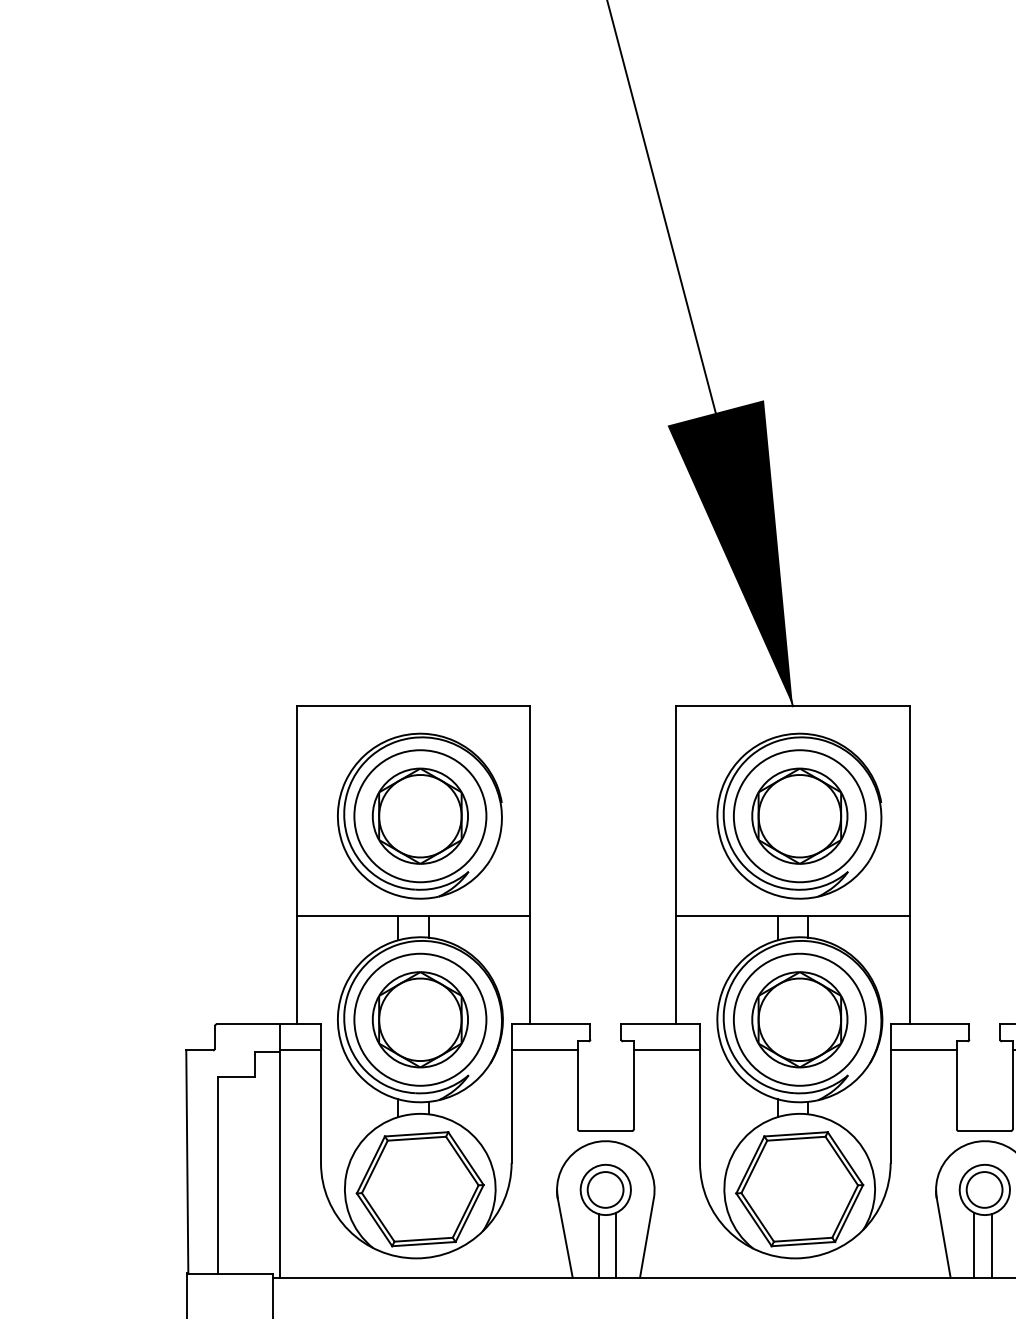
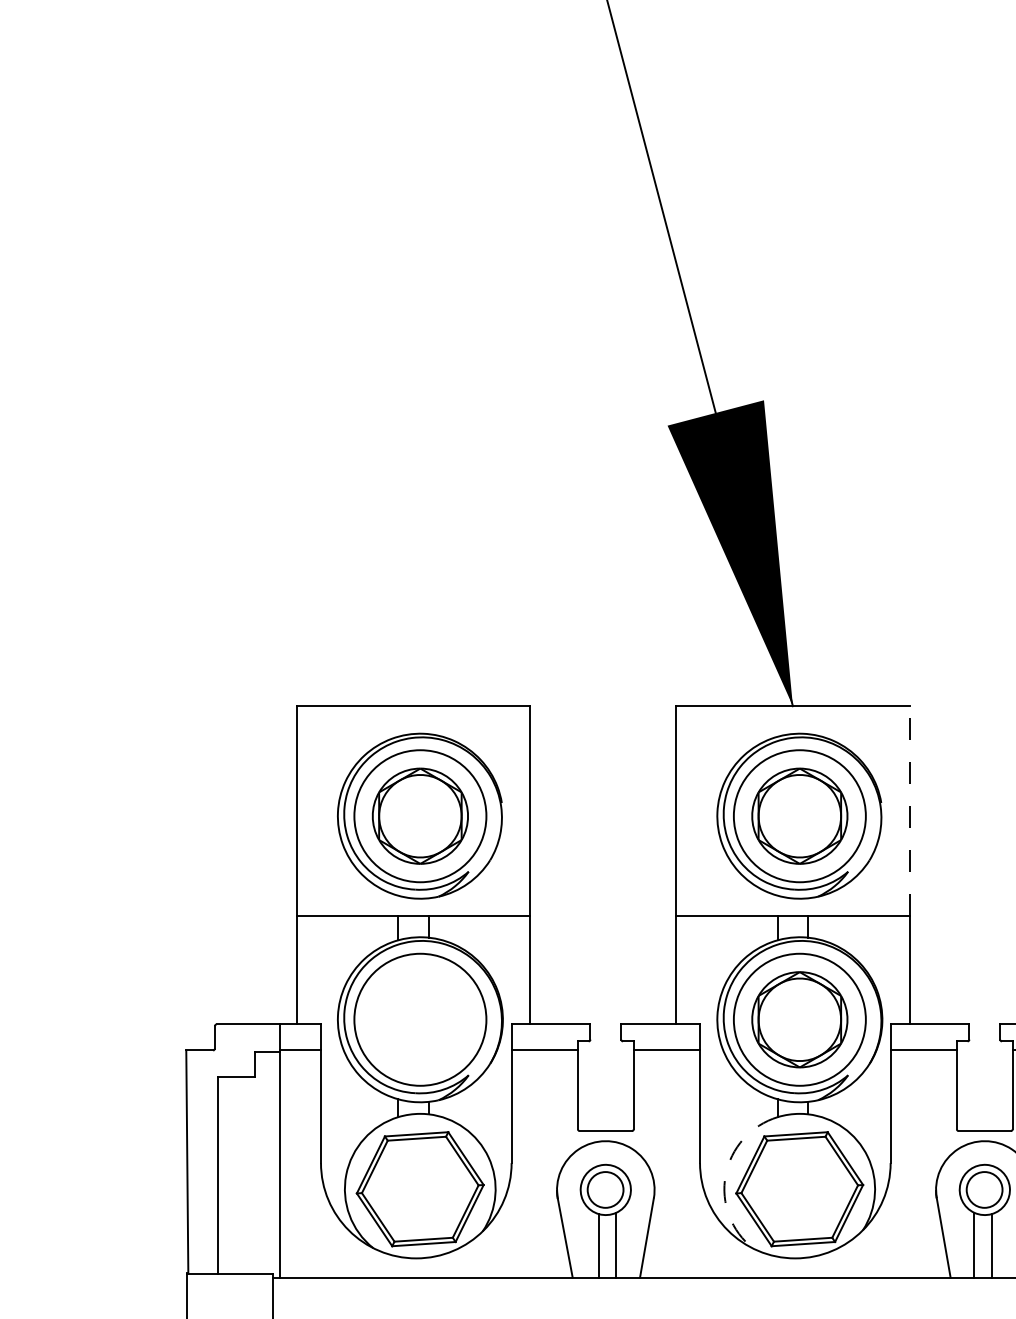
line: solid -> dashed (909, 811)
part: present -> none (419, 1019)
arc: solid -> dashed (725, 1175)
